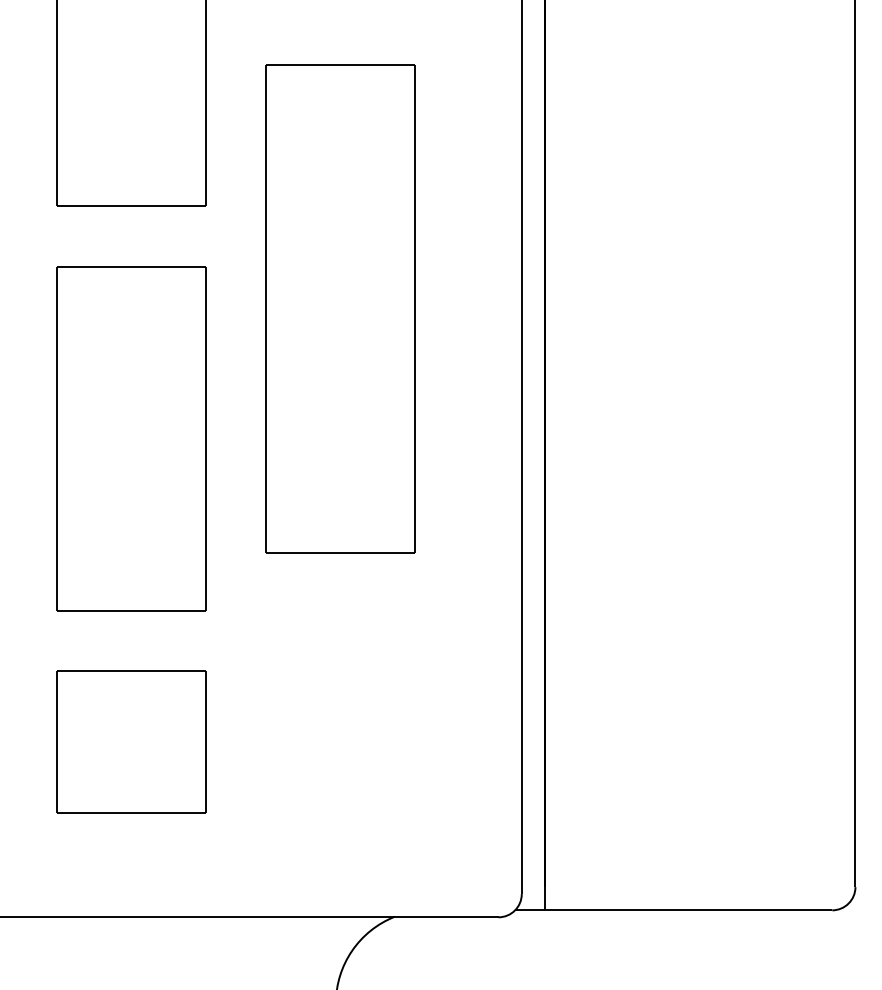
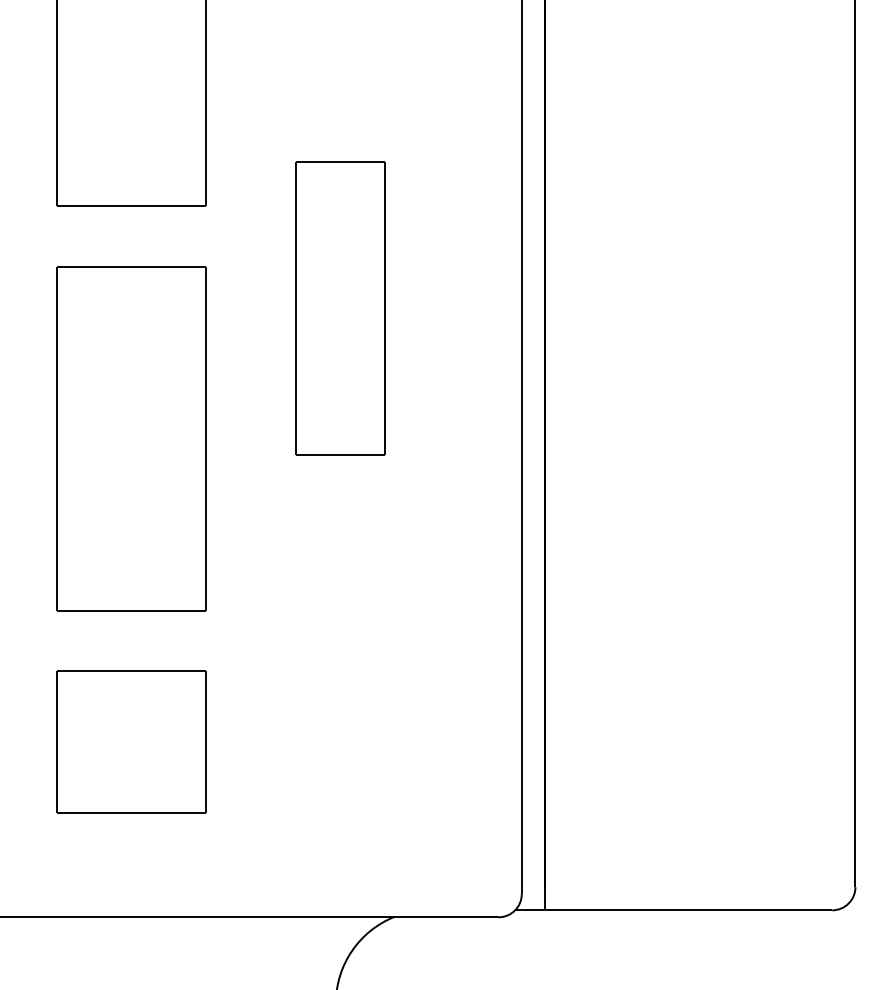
part size: 151x490 px -> 91x295 px (340, 308)
